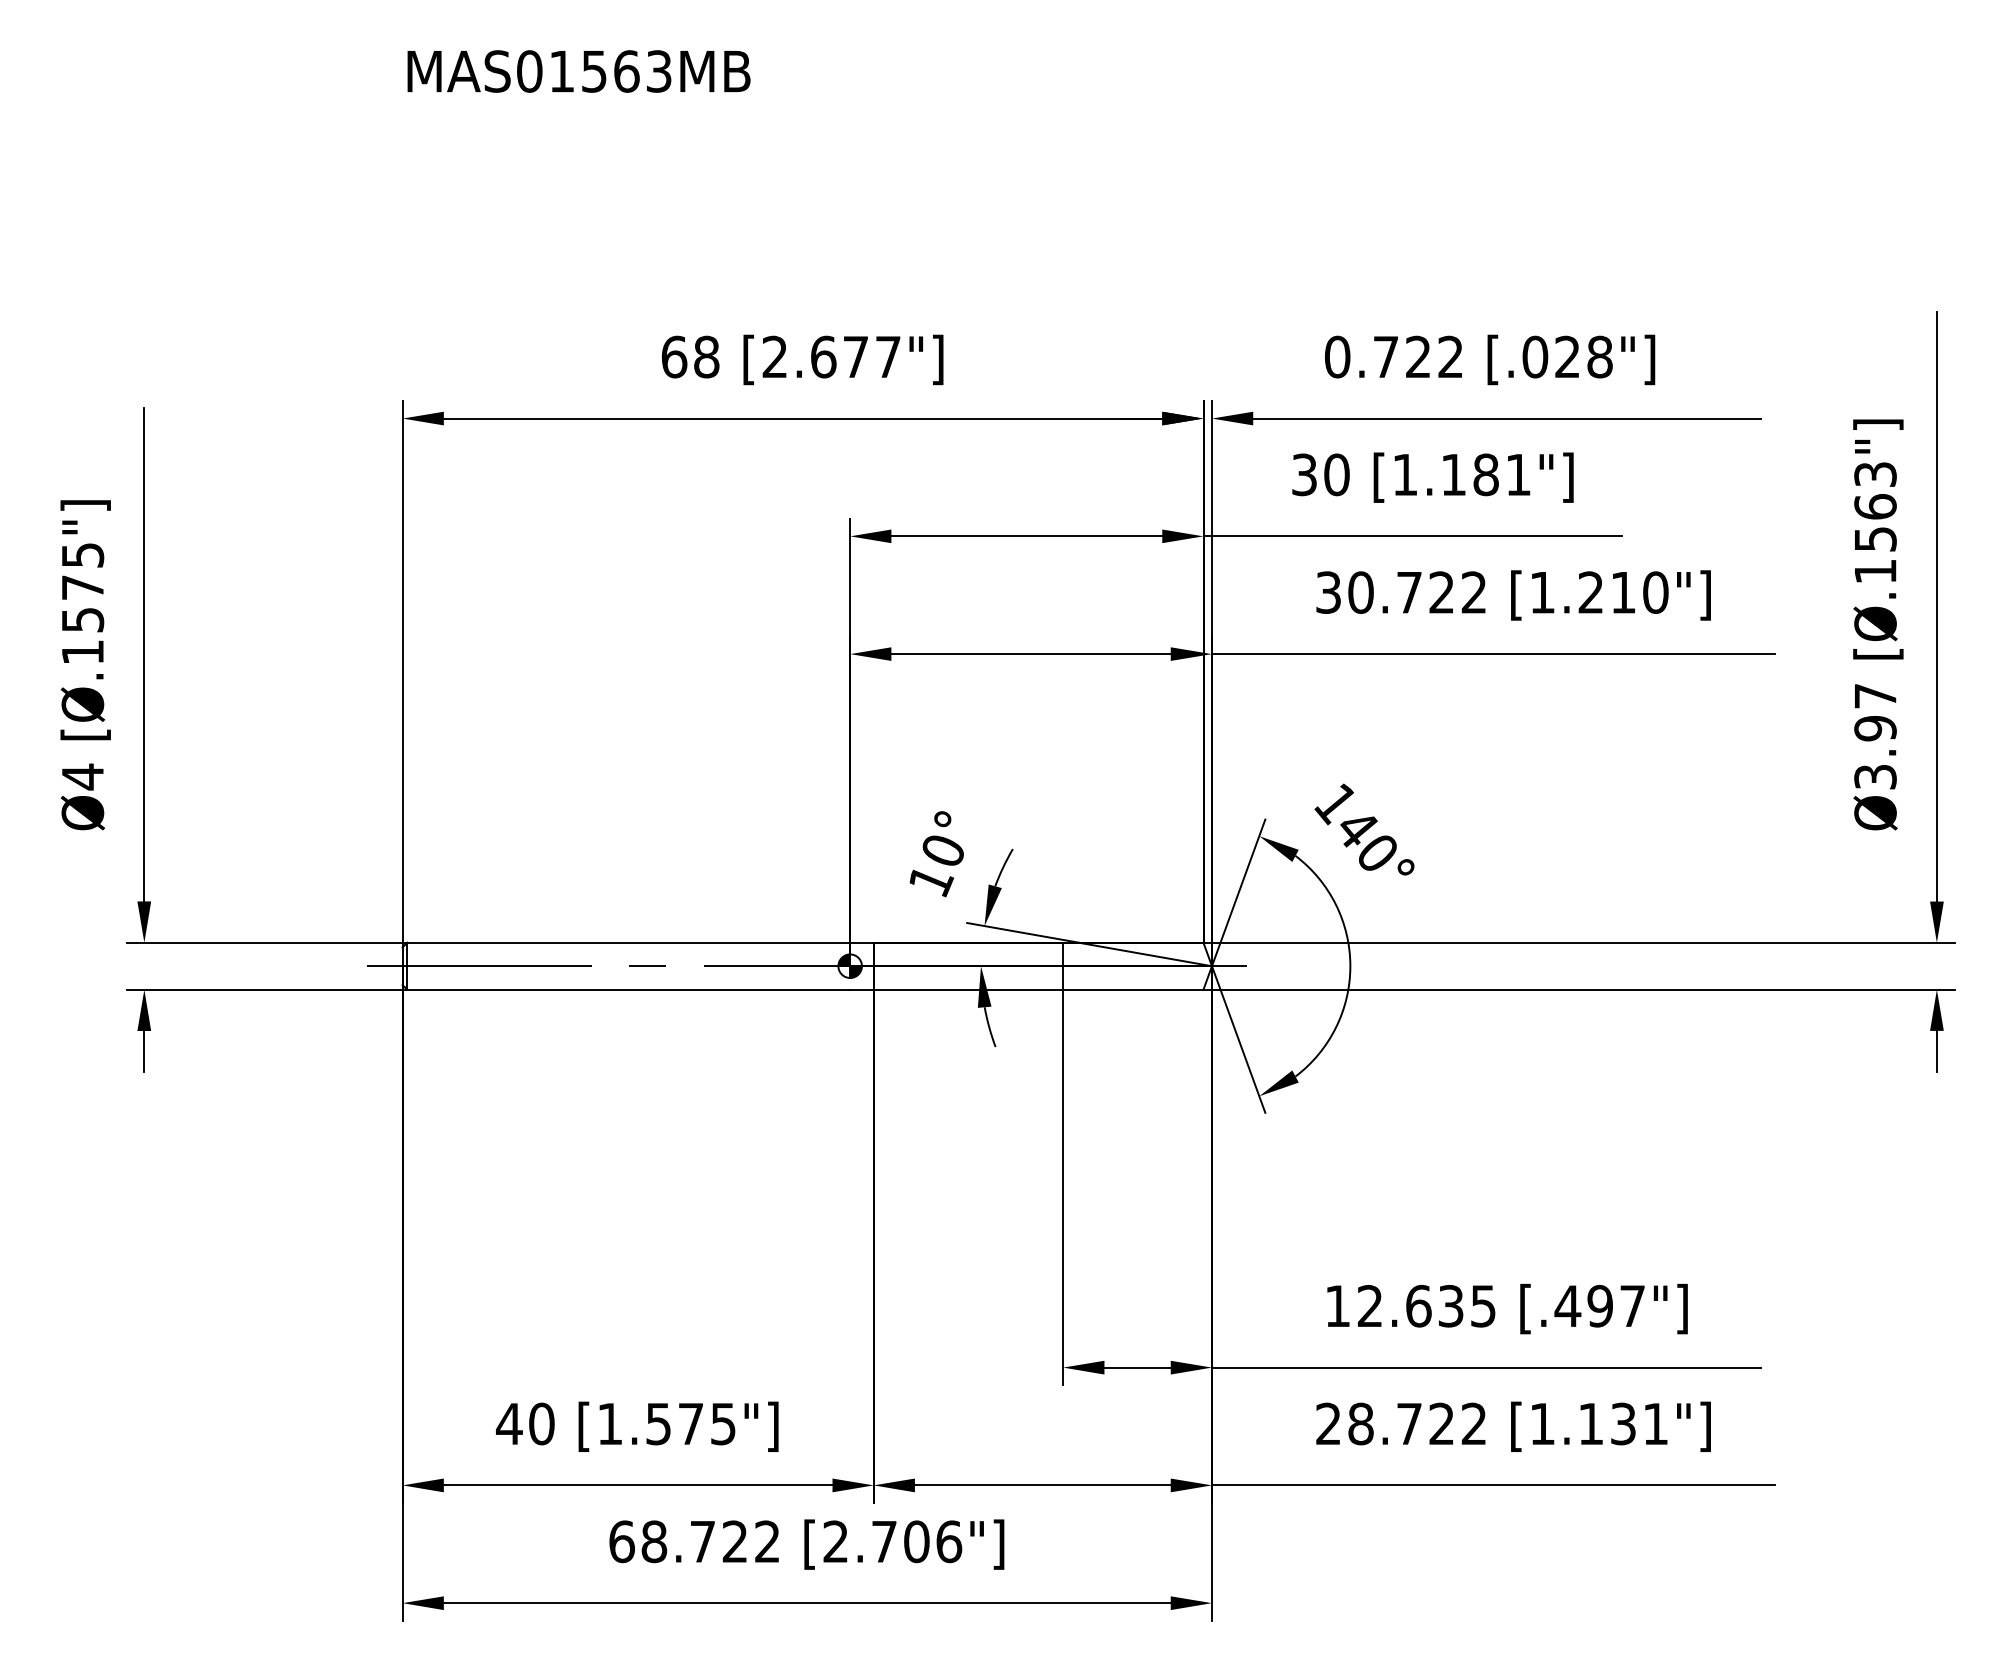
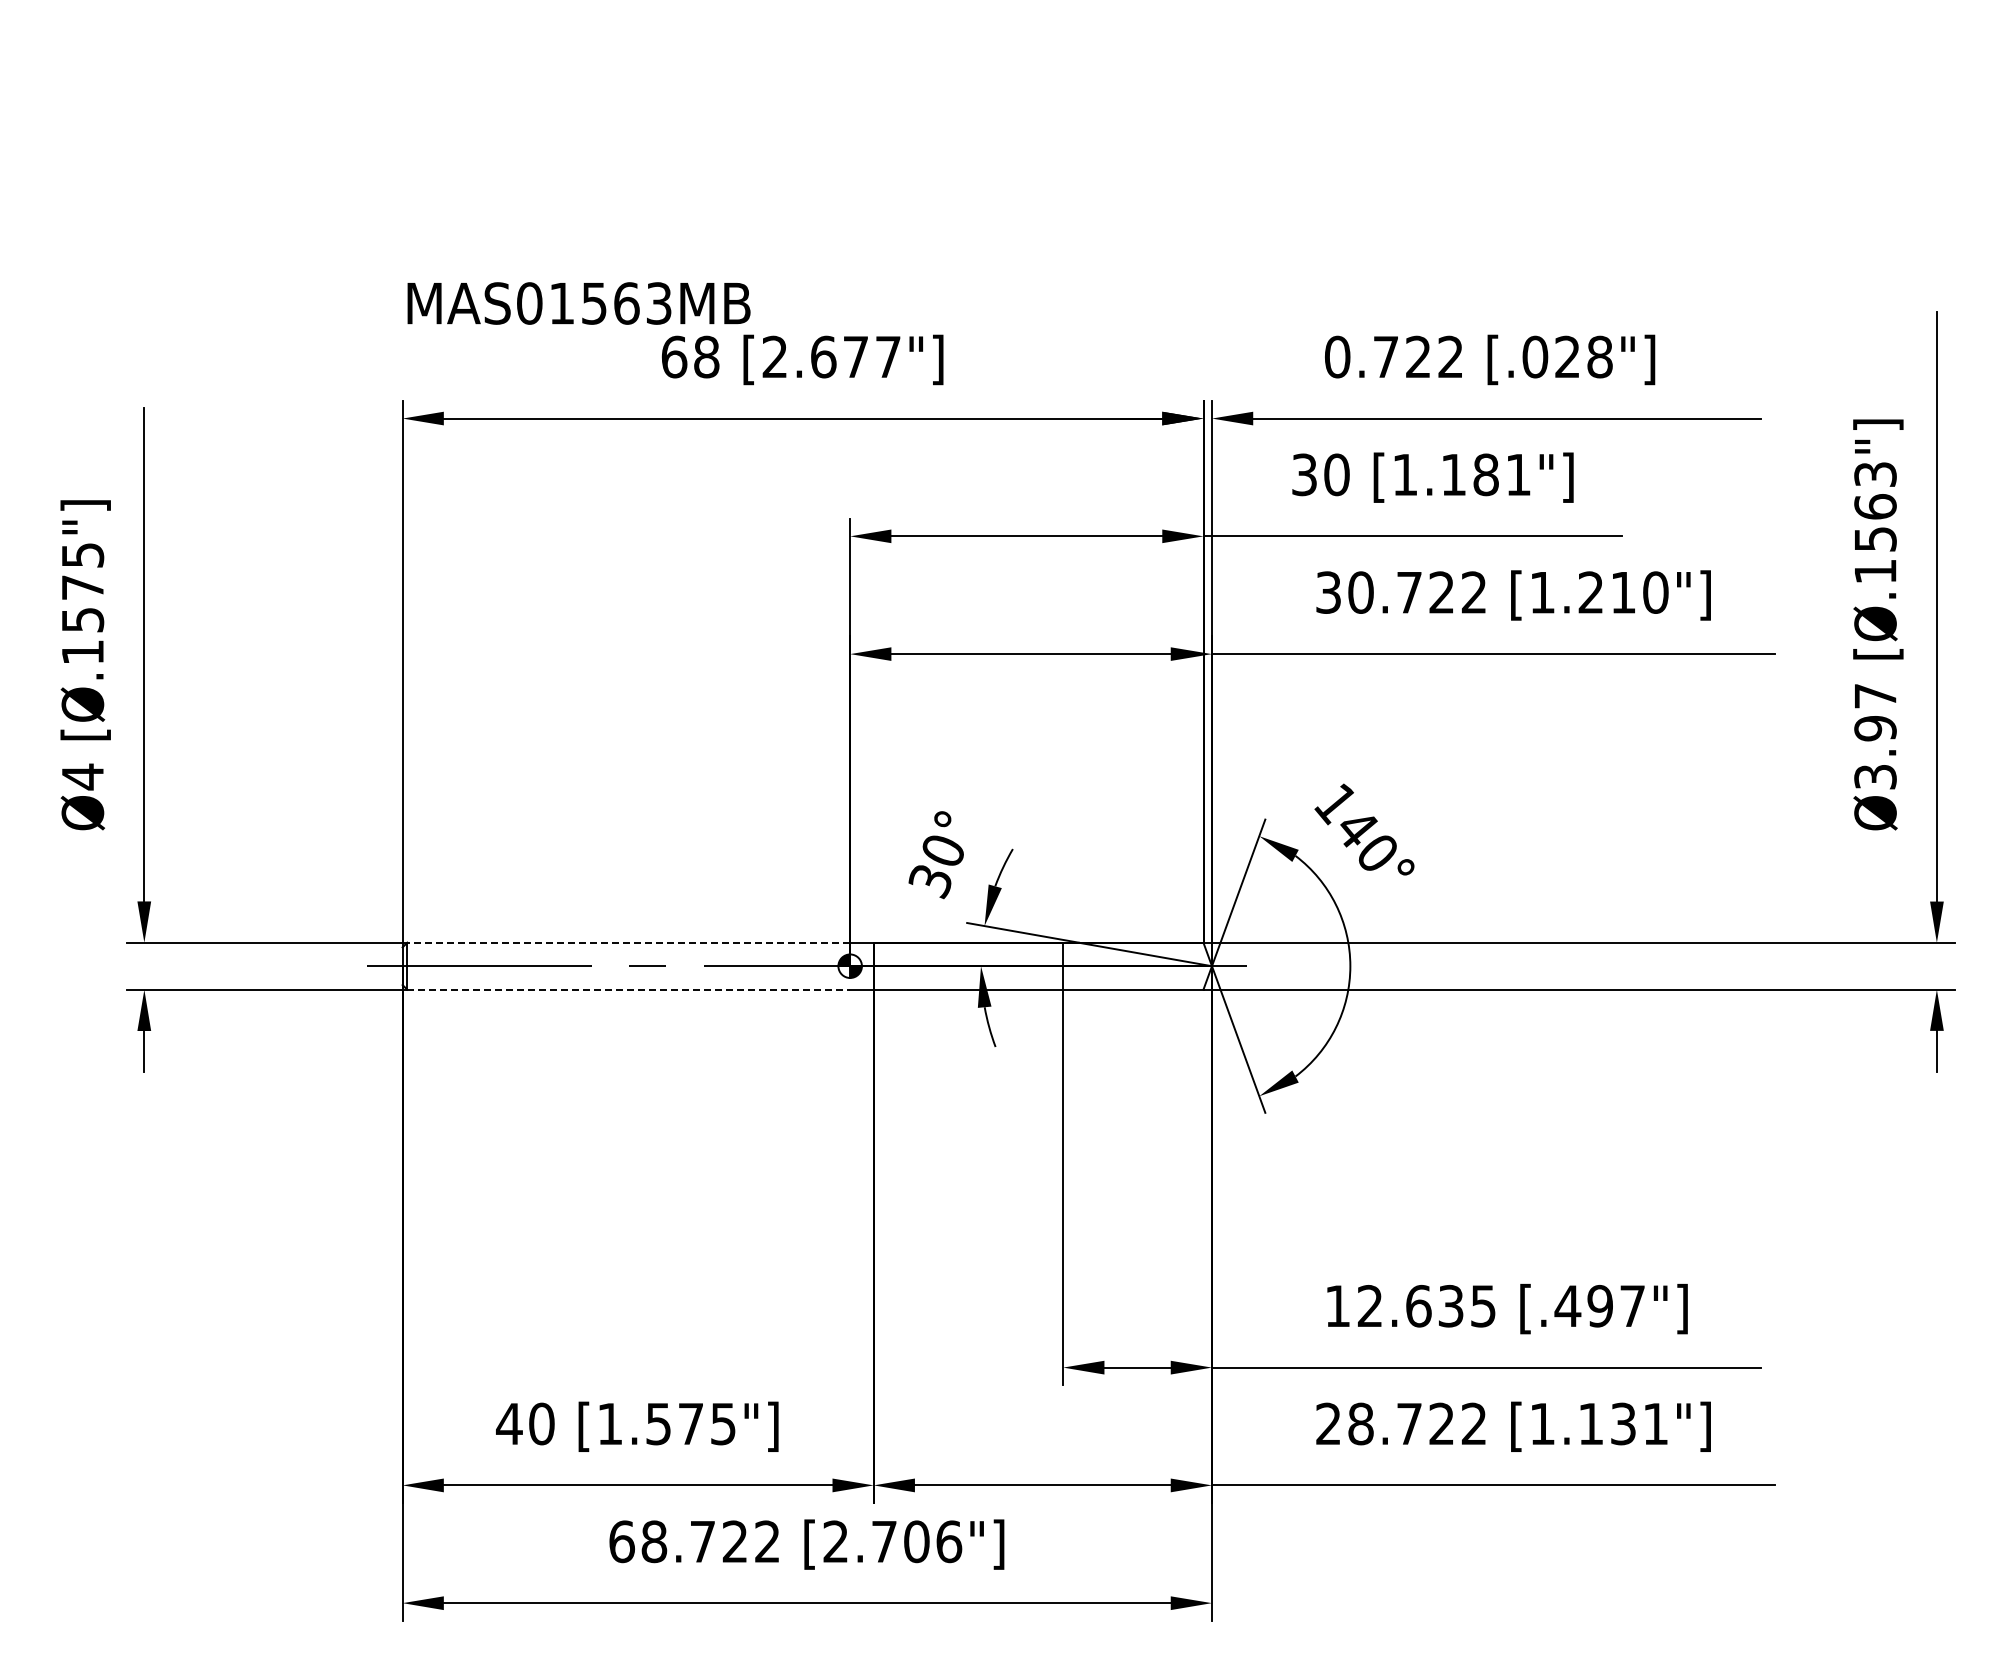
text position: (578, 71) -> (578, 303) (578, 303)
text: 10° -> 30° (931, 882)
line: solid -> dashed (628, 942)
line: solid -> dashed (629, 989)
